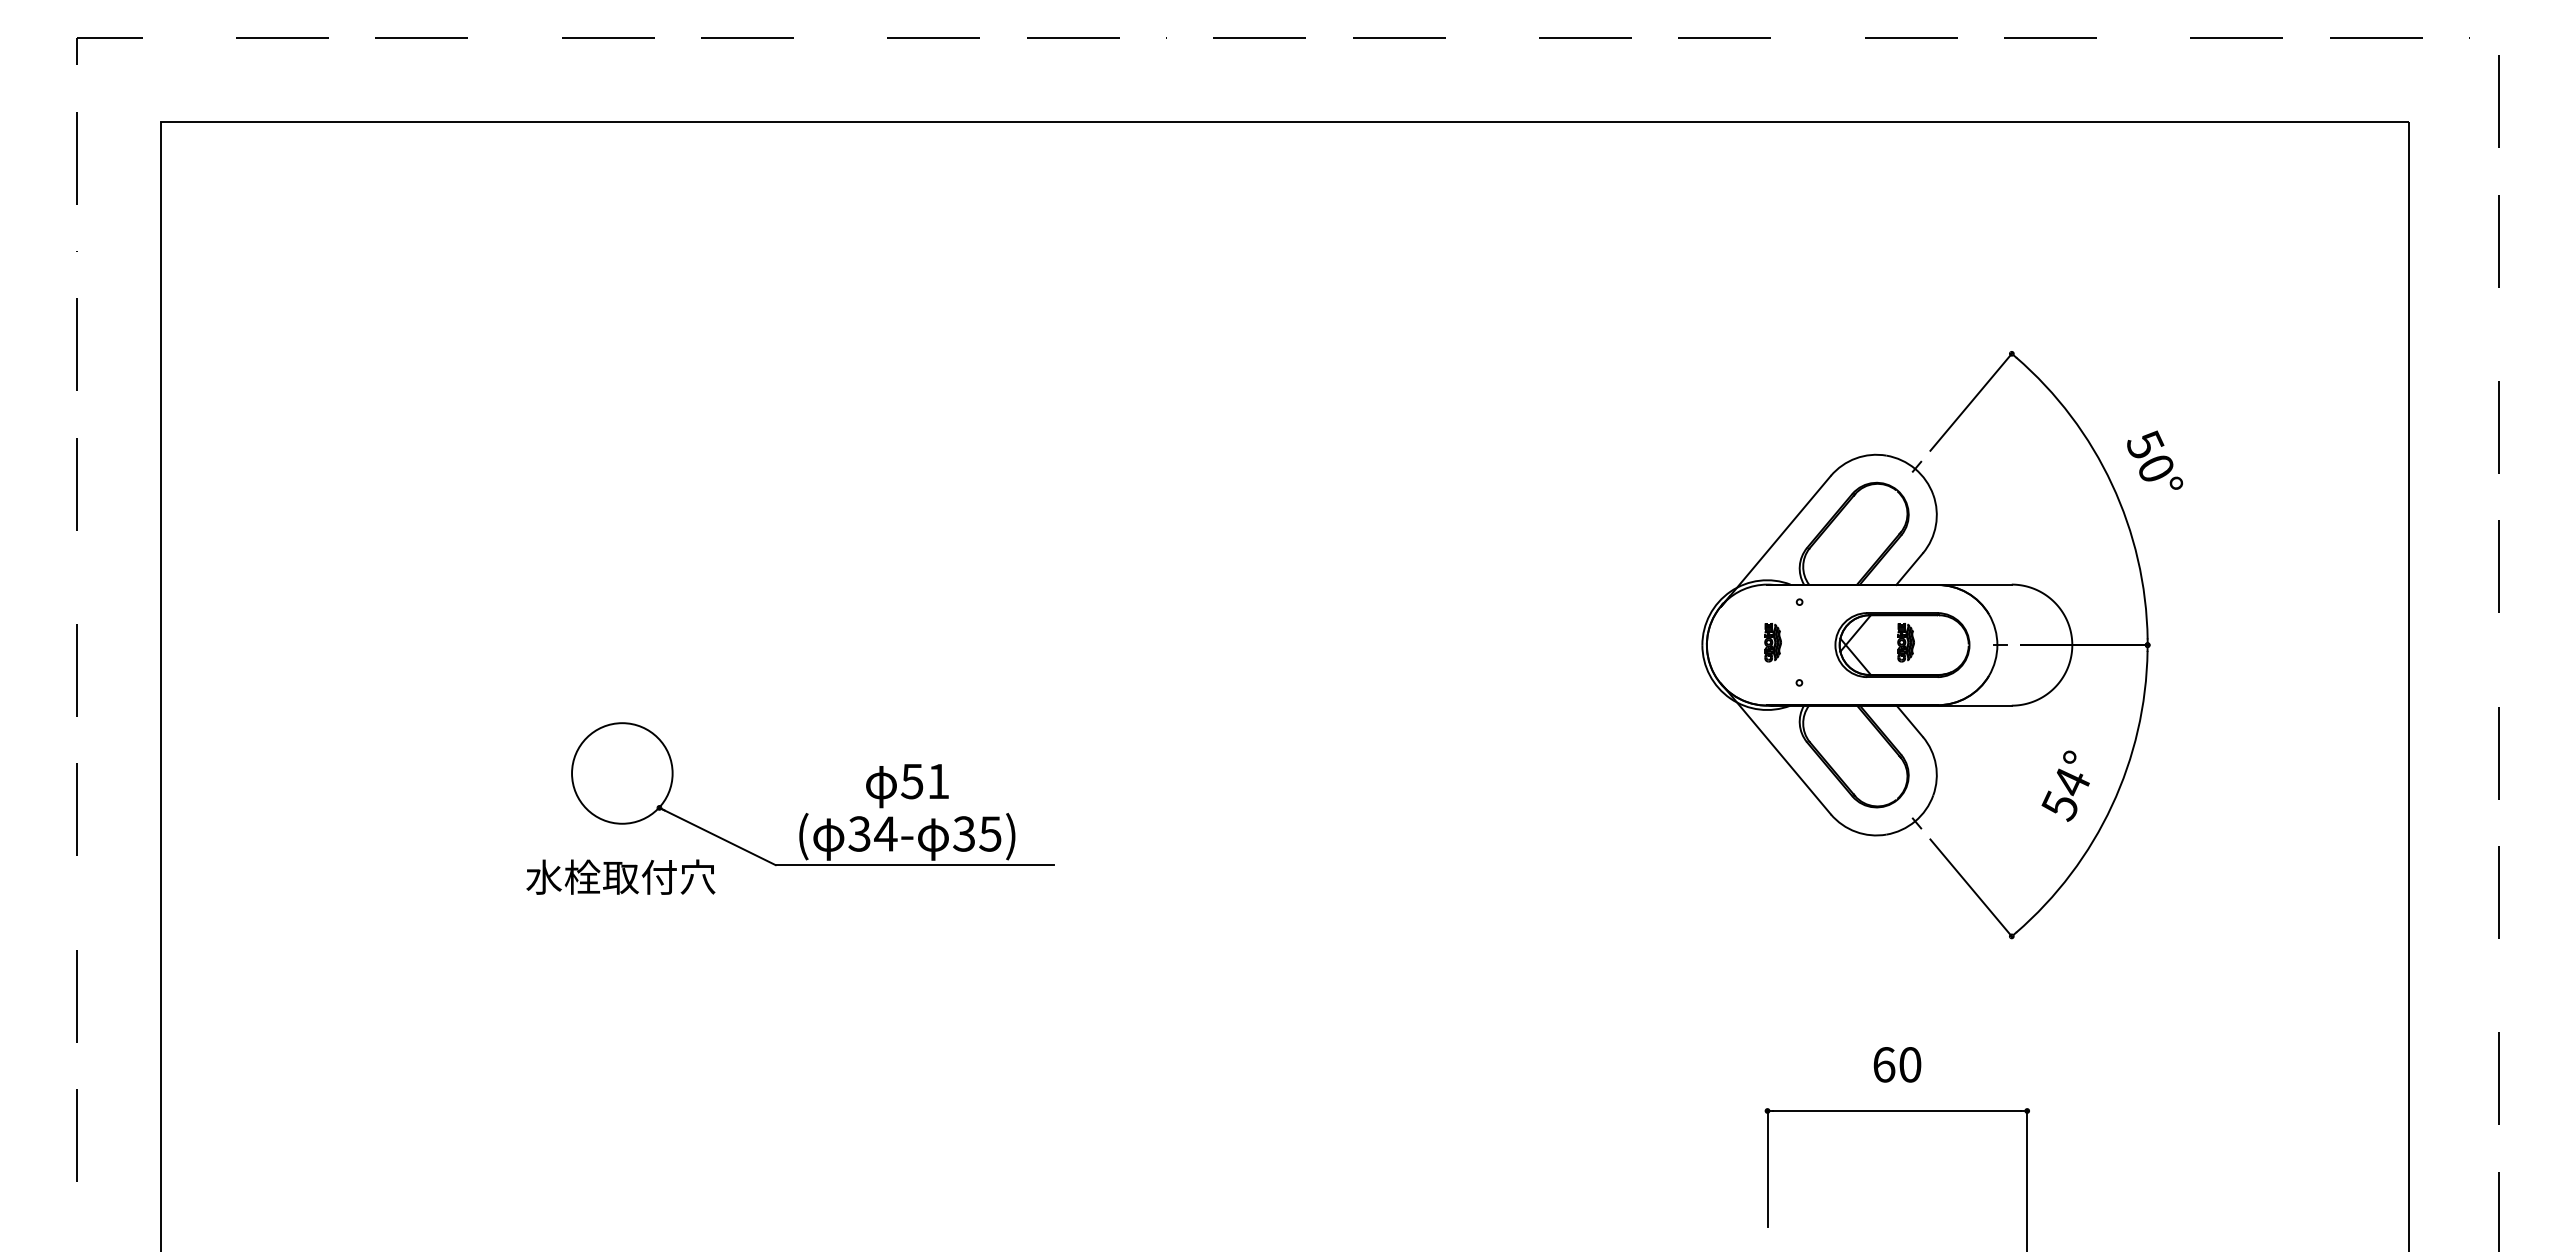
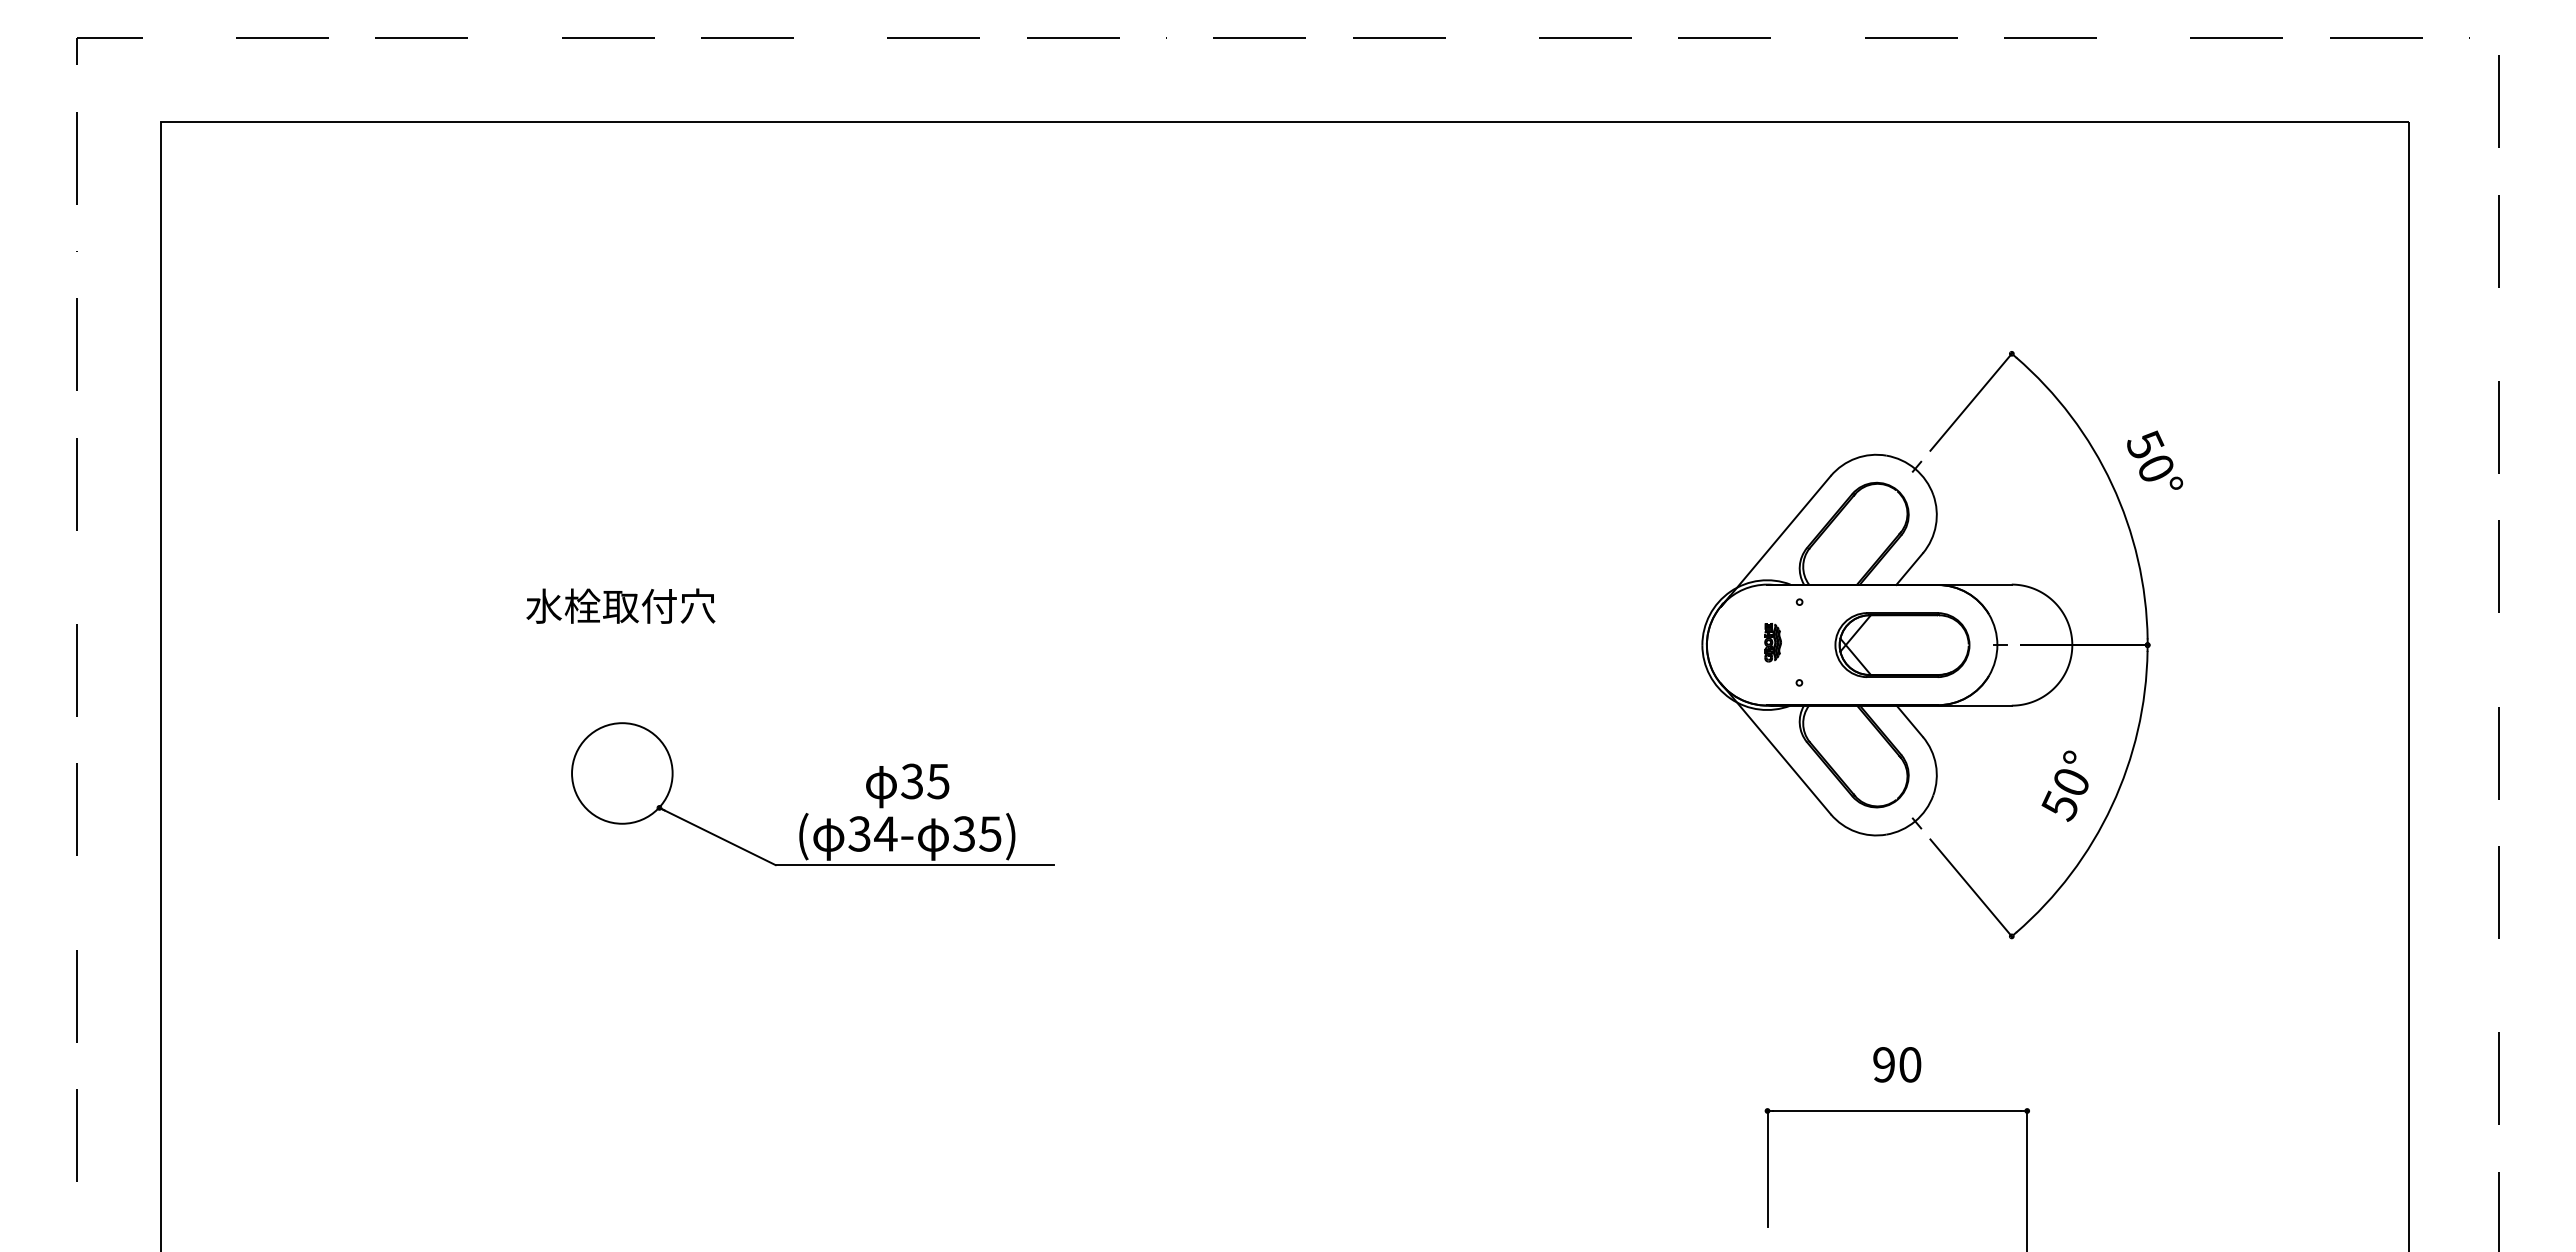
part: present -> none (1905, 642)
text: 51 -> 35 (925, 781)
text: 54° -> 50° (2071, 782)
text position: (620, 876) -> (620, 605) (620, 605)
text: 60 -> 90 (1884, 1064)
